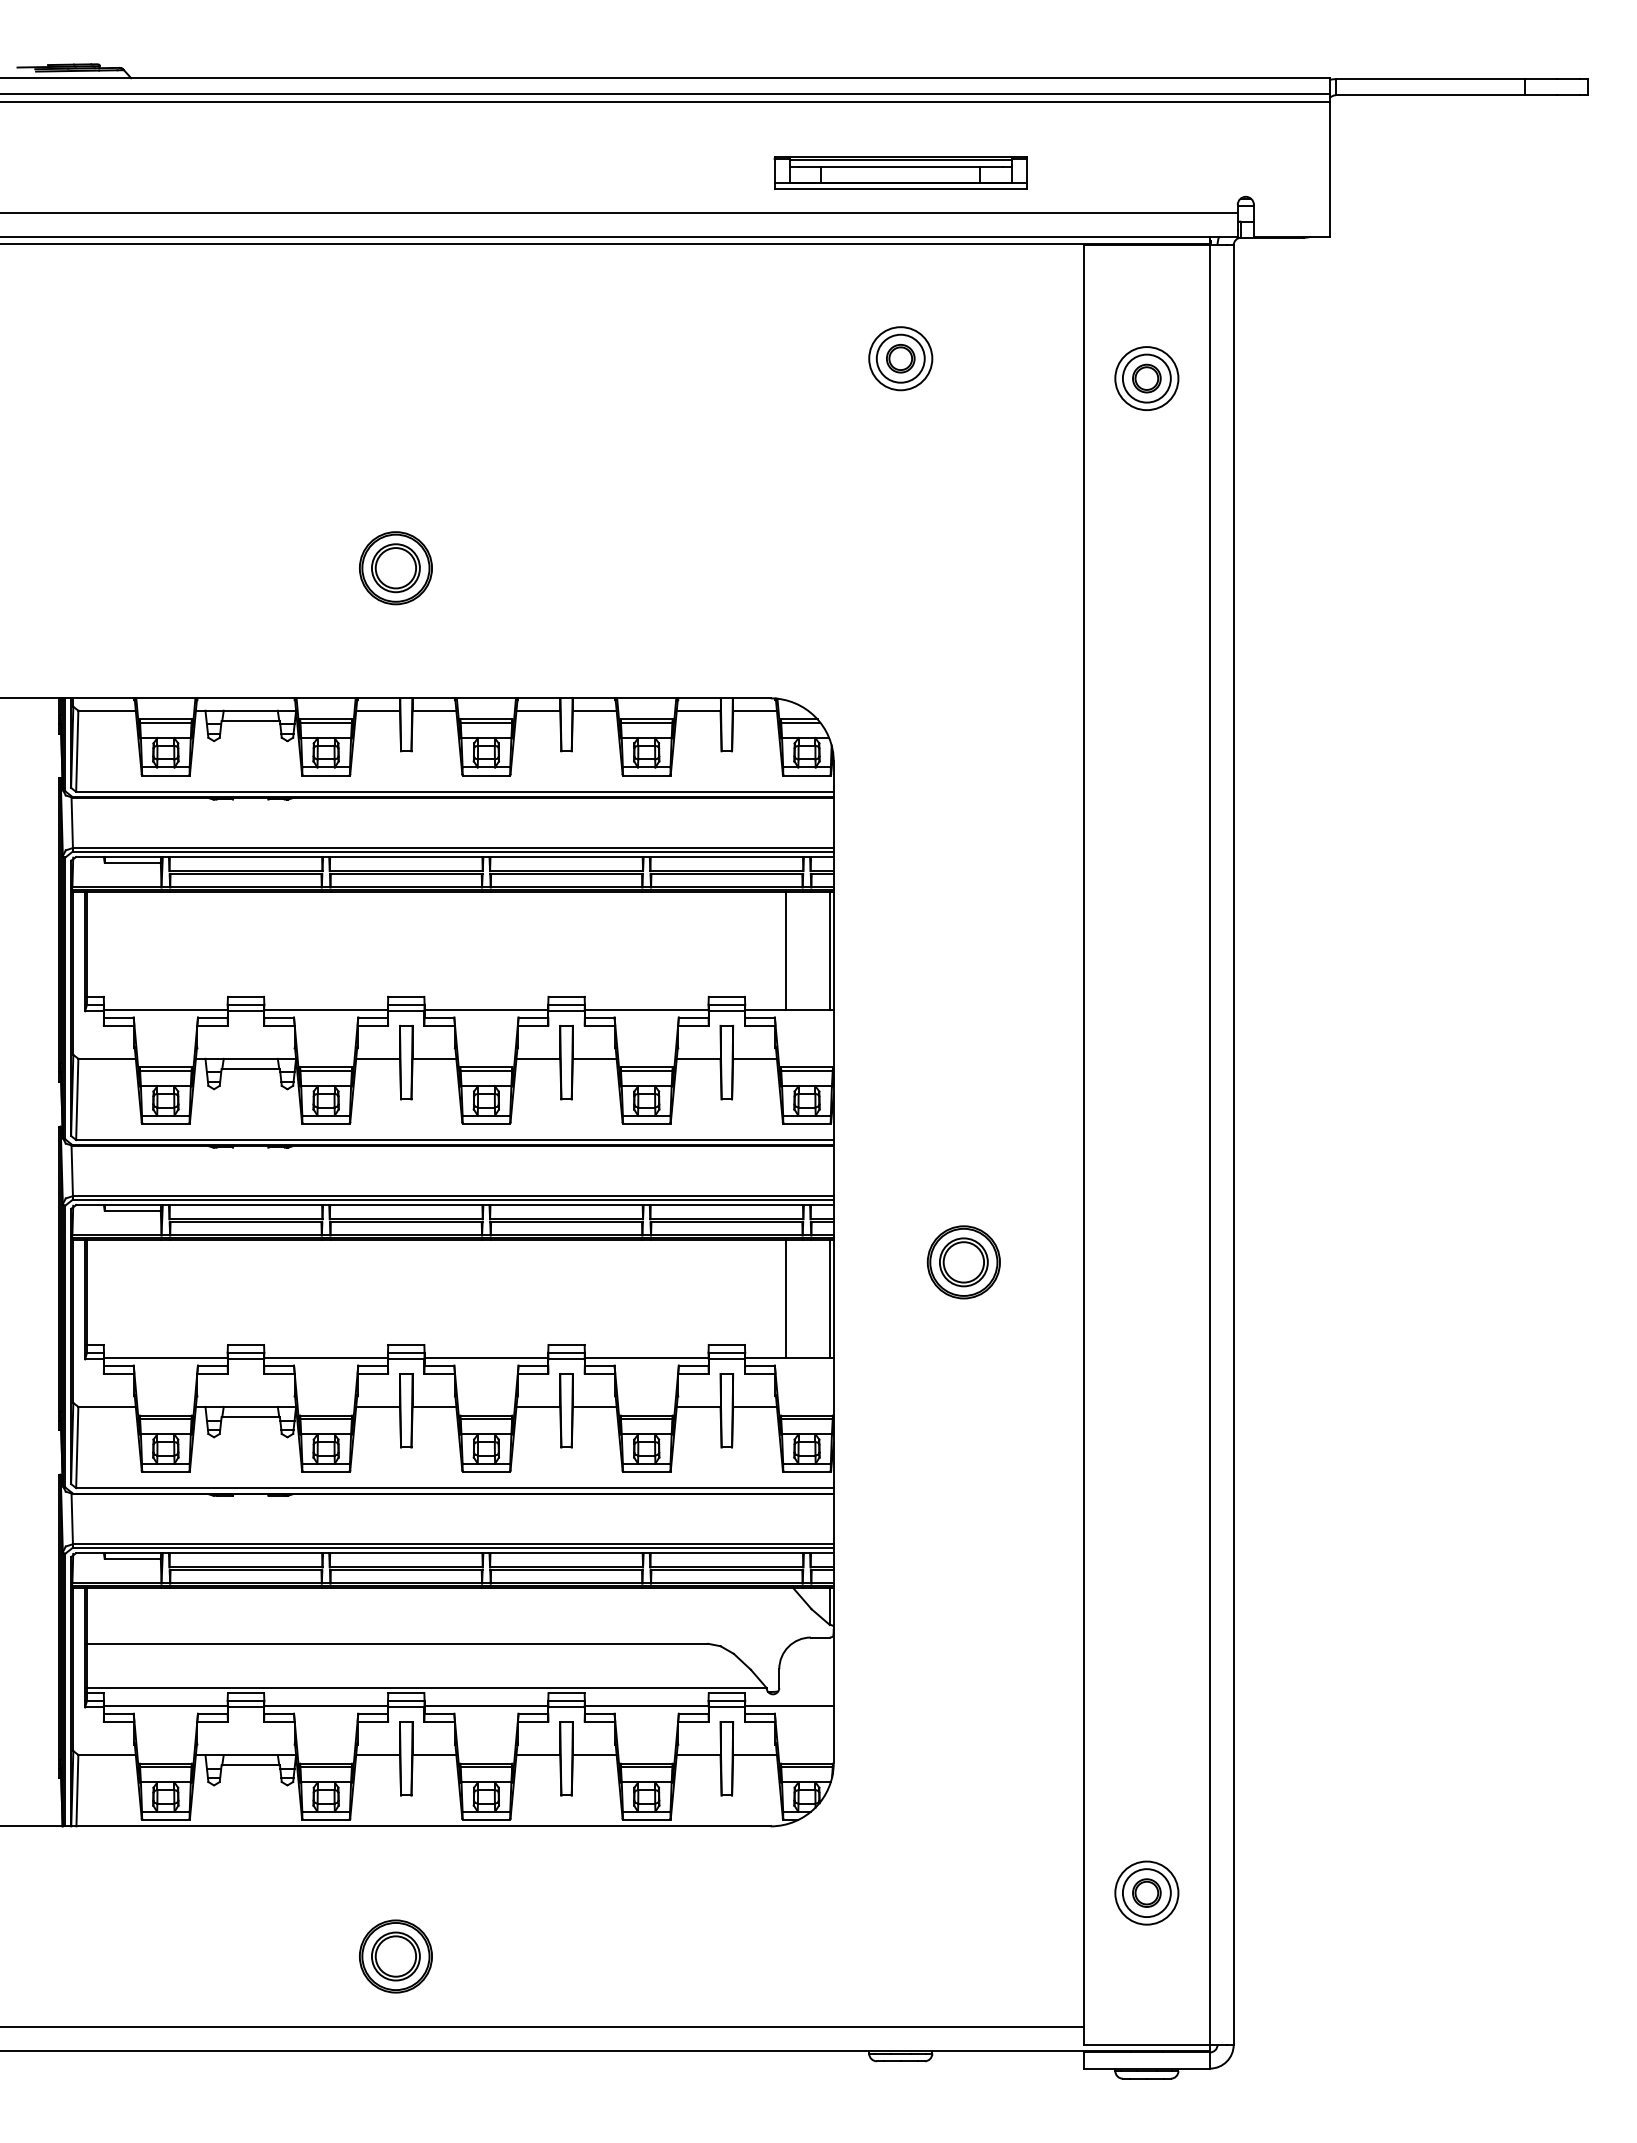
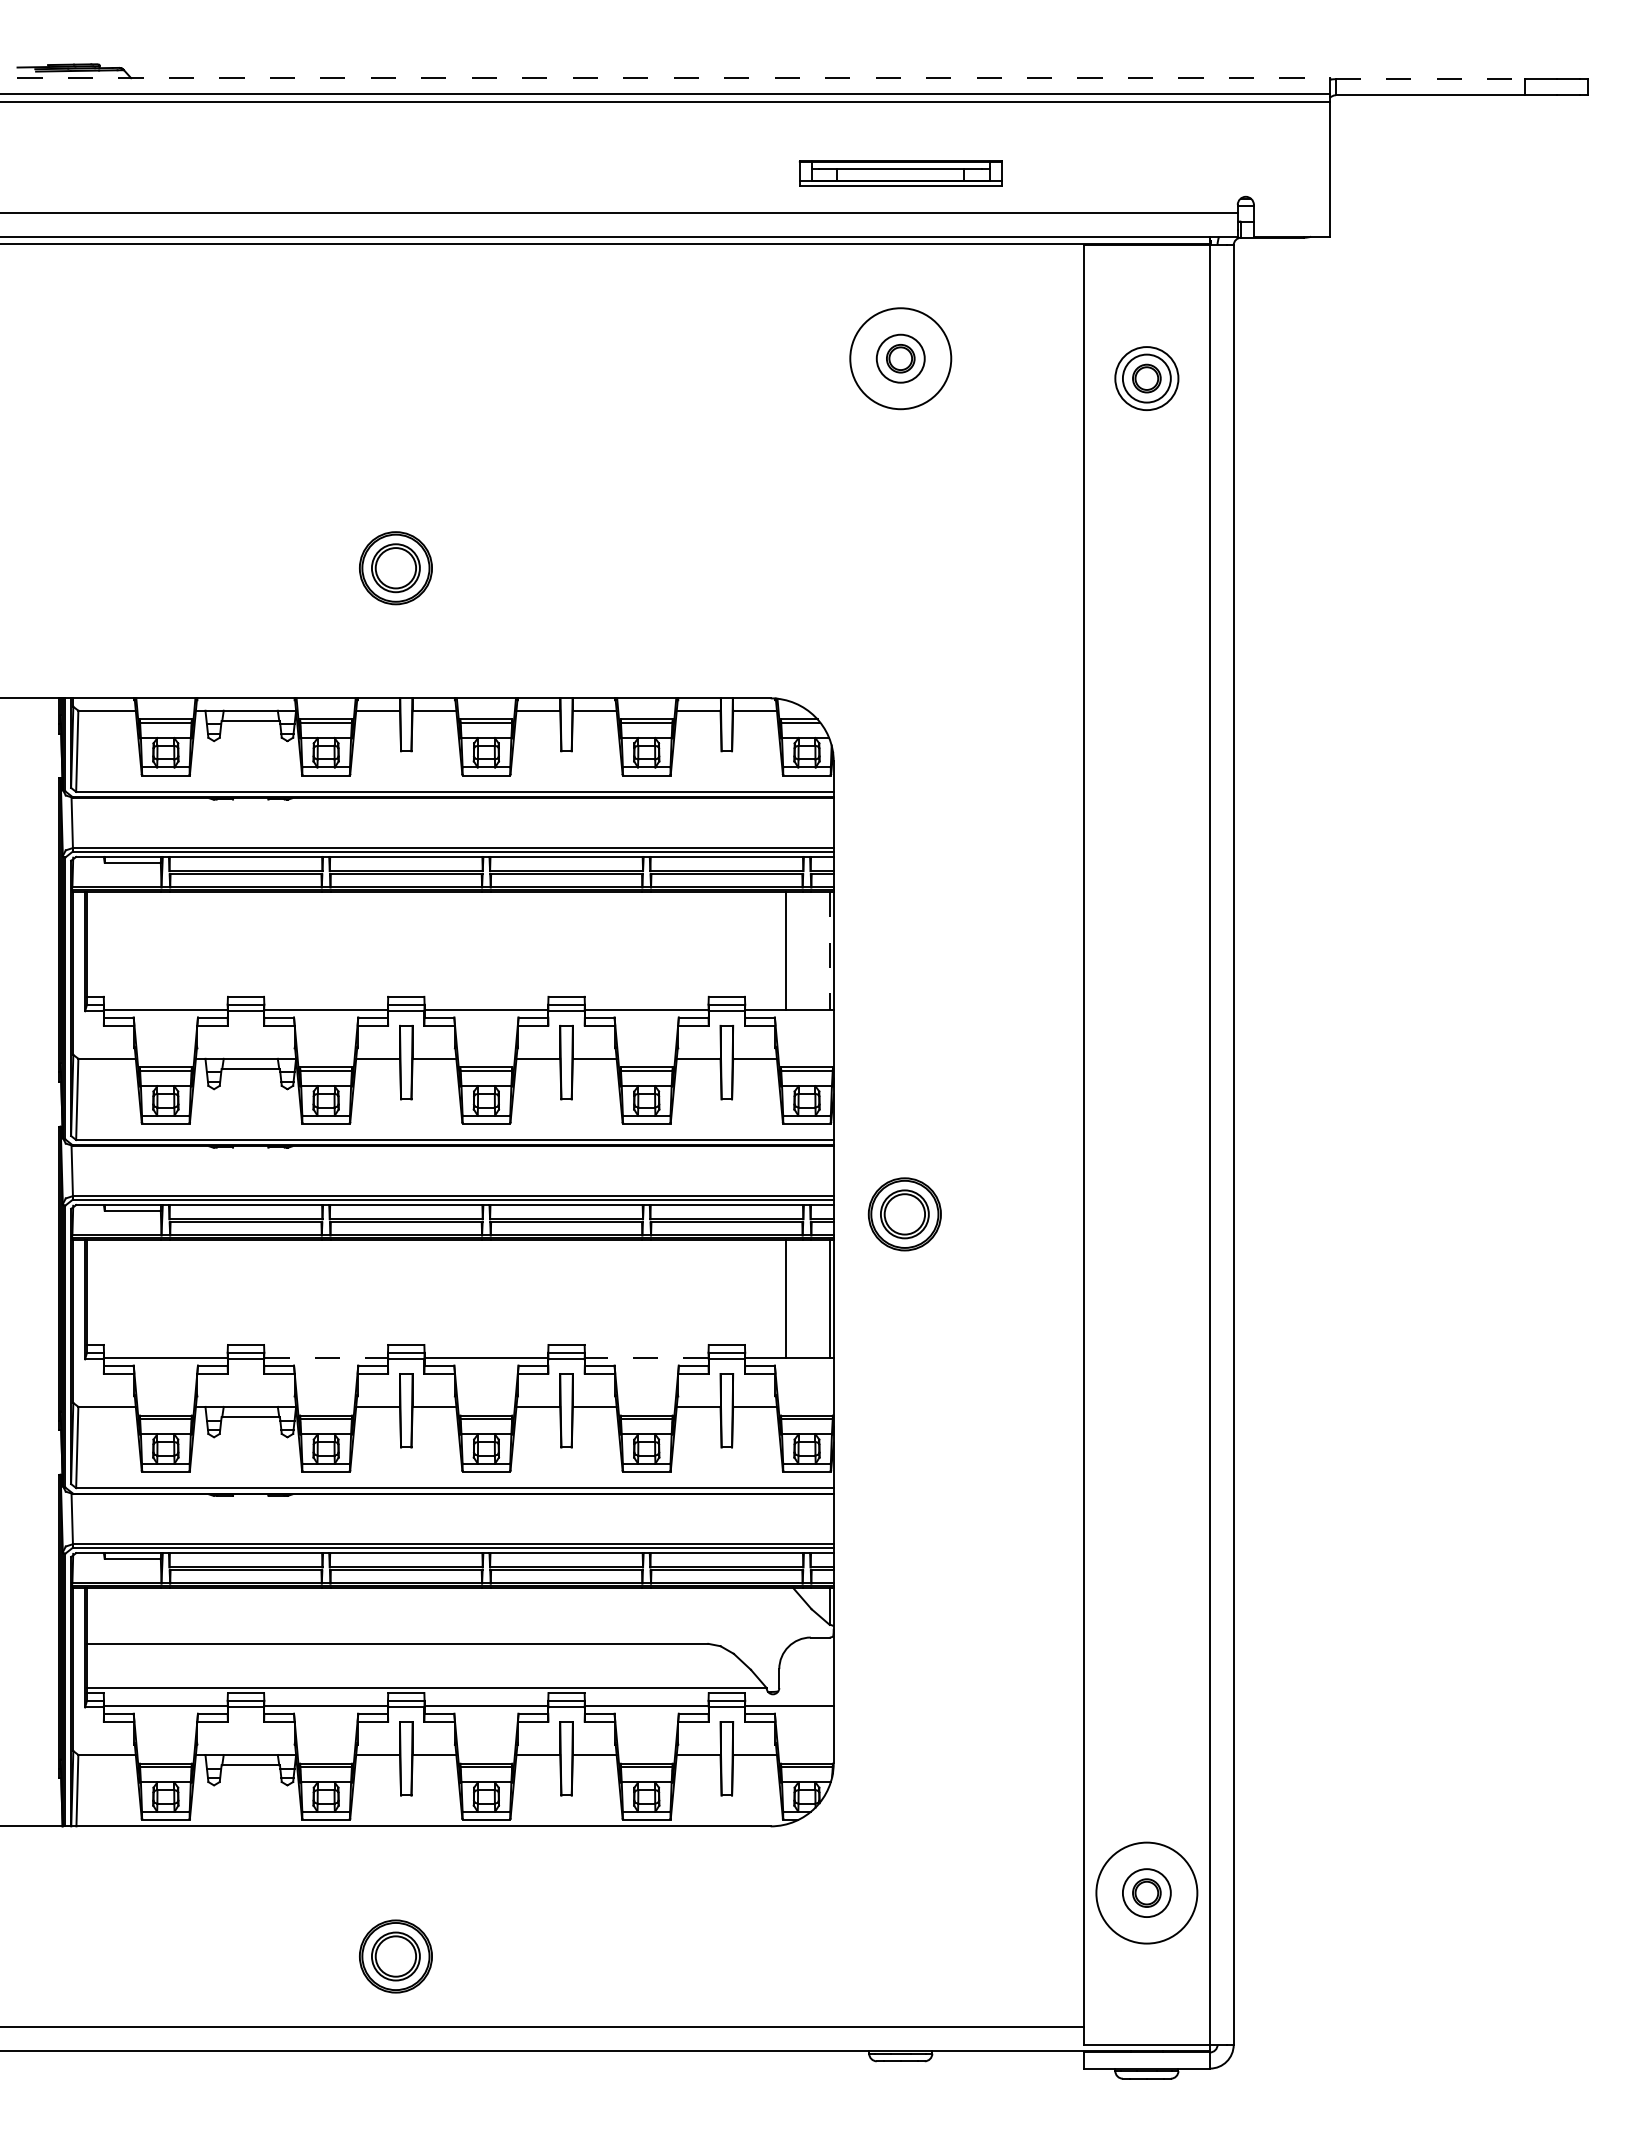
line: solid -> dashed (665, 78)
line: solid -> dashed (1430, 79)
part size: 255x34 px -> 205x27 px (900, 173)
circle diameter: 63 px -> 101 px (900, 358)
line: solid -> dashed (829, 950)
part position: (963, 1262) -> (904, 1214) (904, 1214)
line: solid -> dashed (326, 1357)
line: solid -> dashed (646, 1357)
circle diameter: 63 px -> 101 px (1146, 1892)
